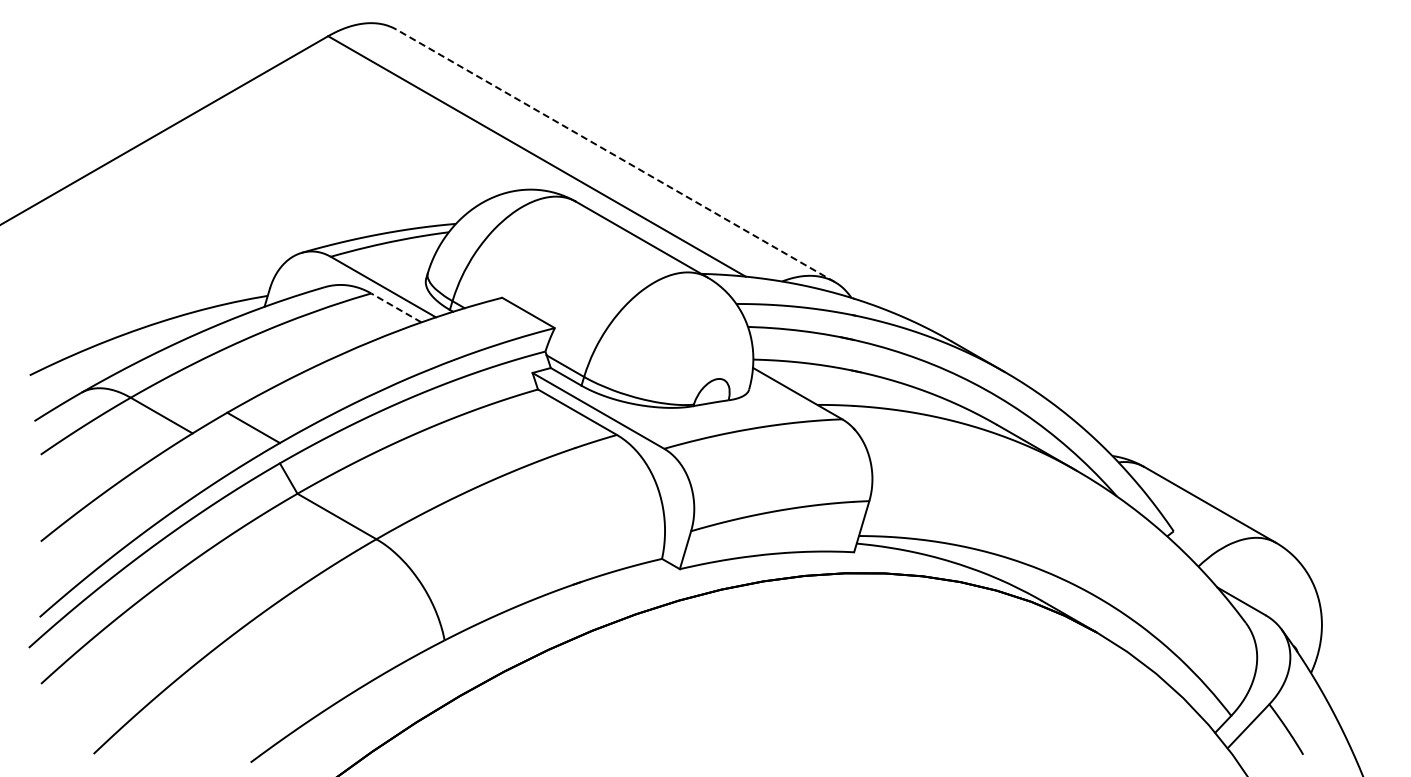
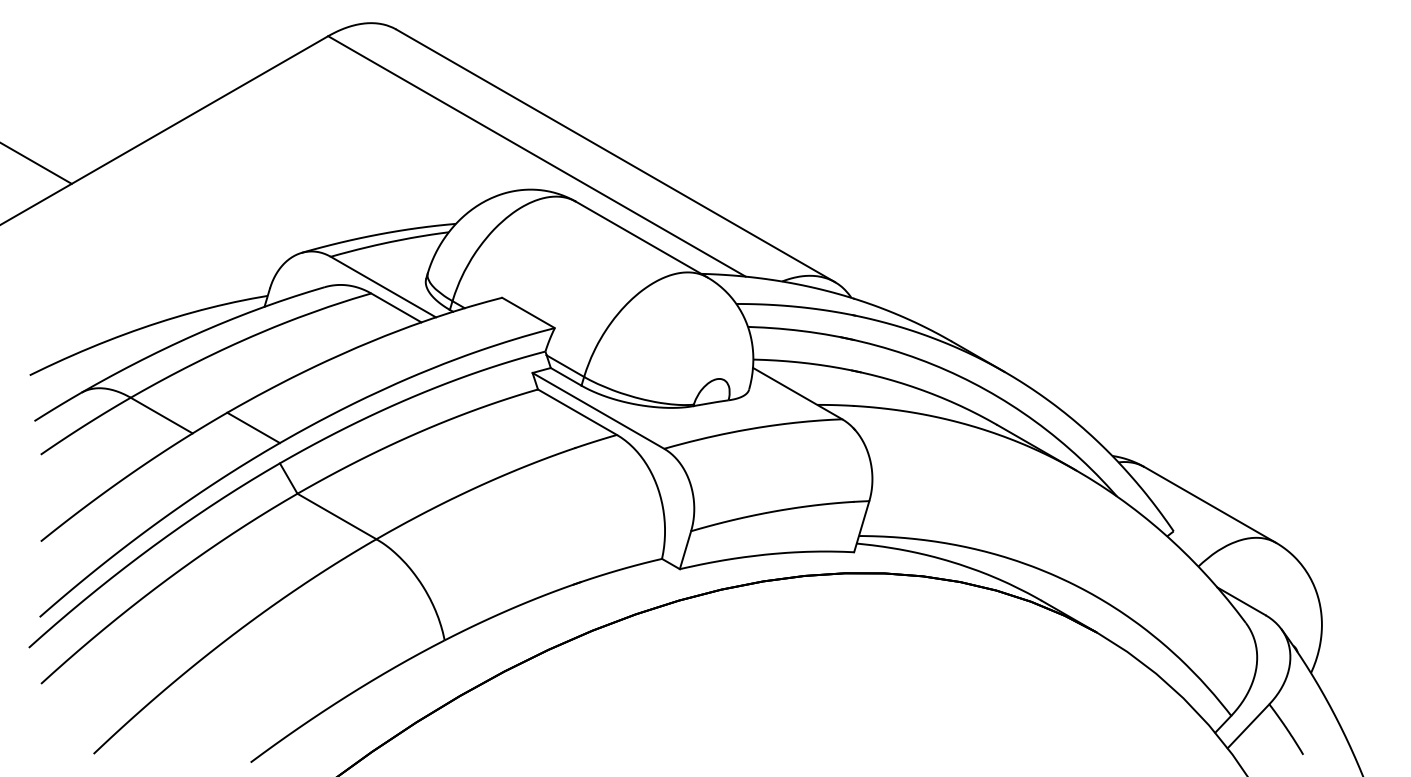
line: dashed -> solid (615, 155)
line: none -> present (36, 163)
line: dashed -> solid (396, 307)
